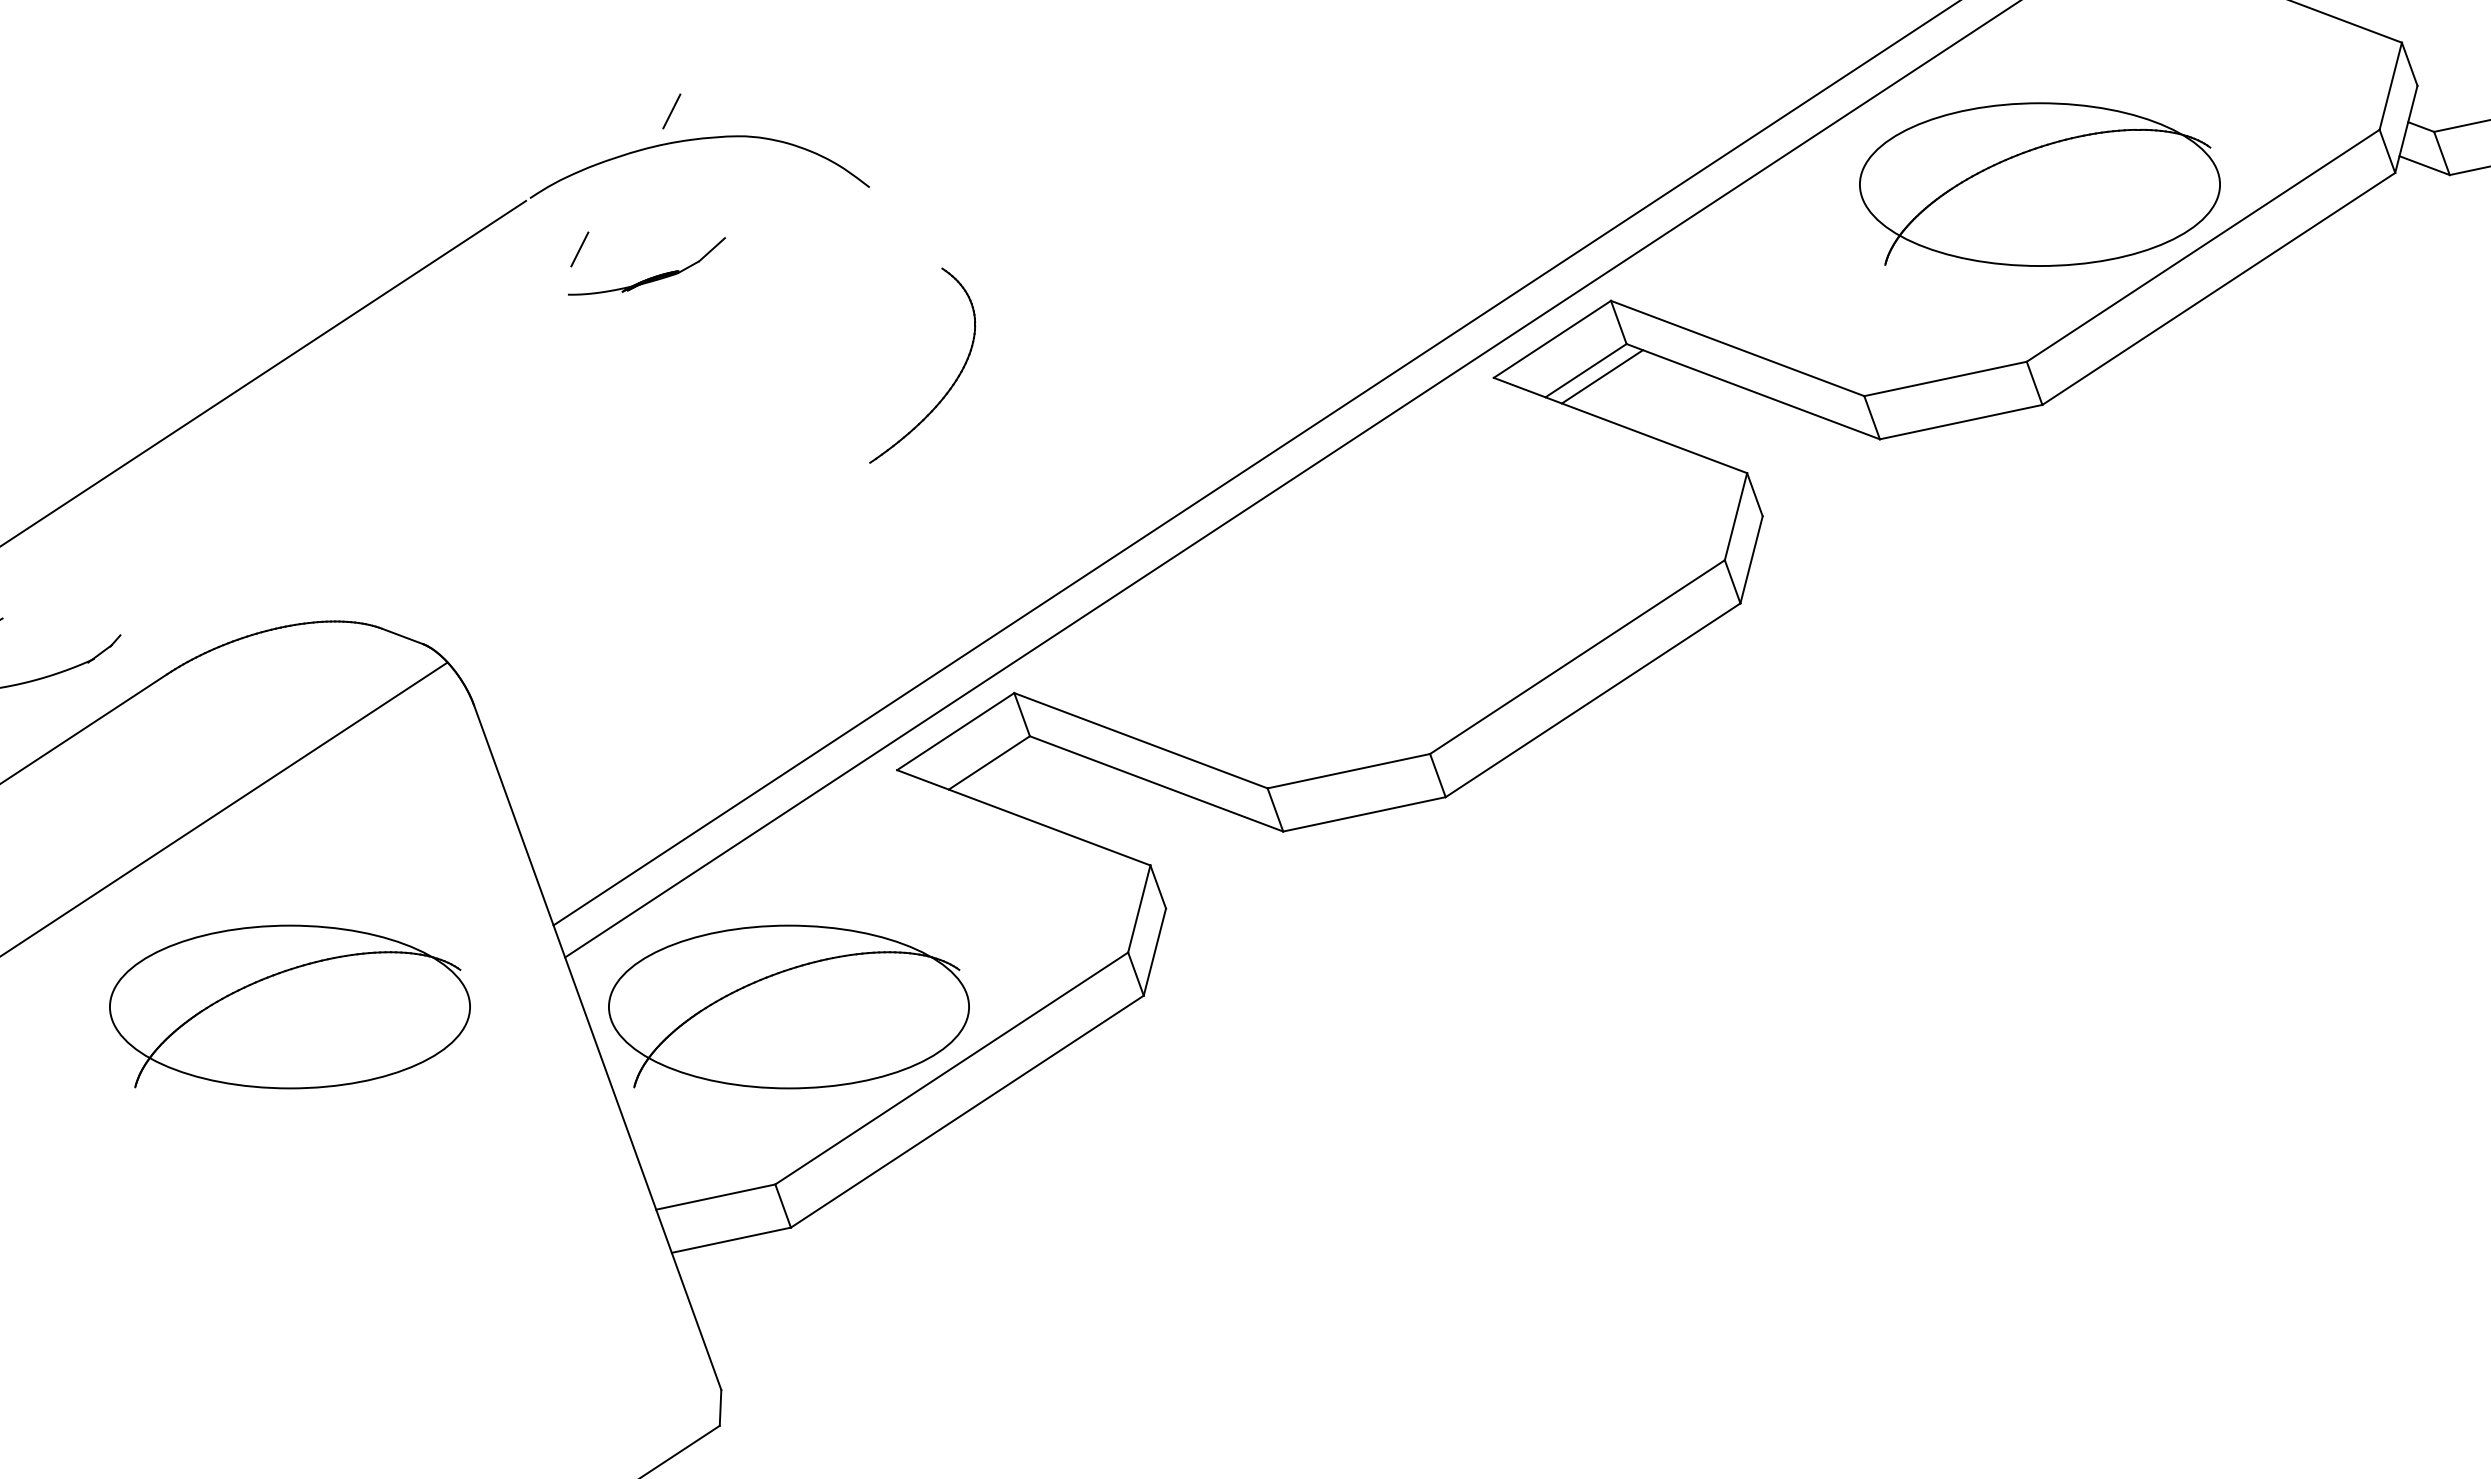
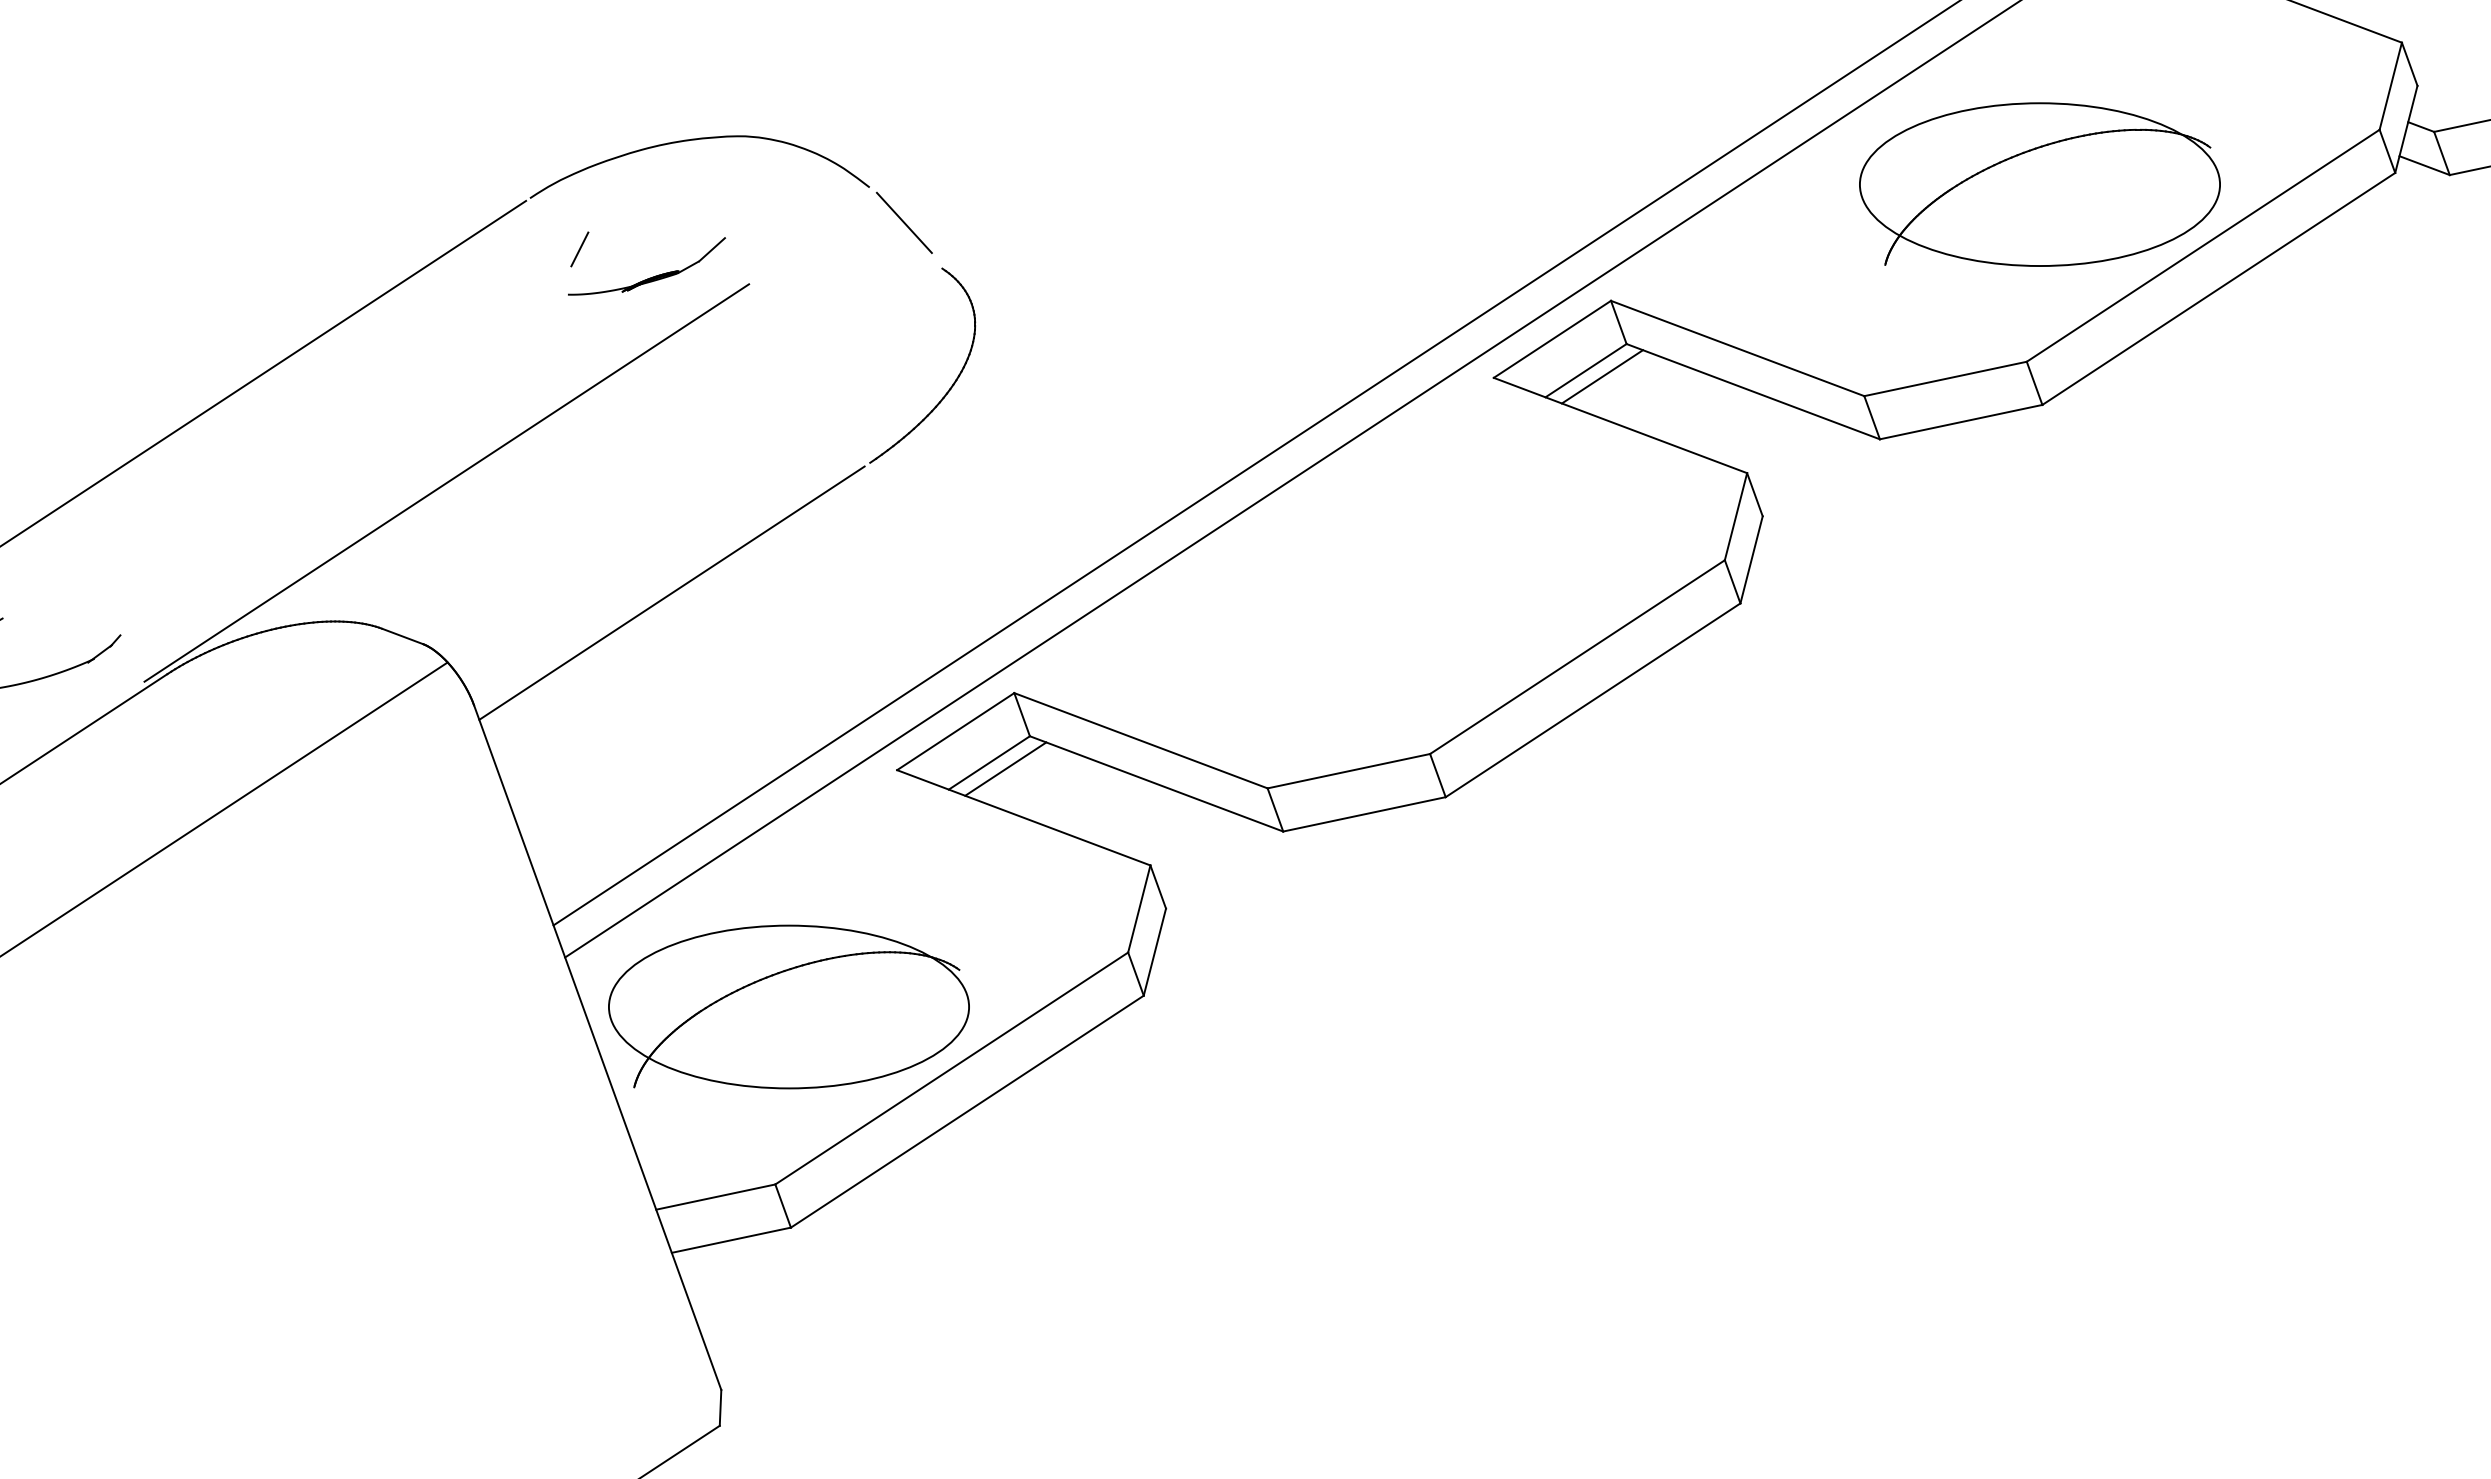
line: present -> none (671, 111)
line: none -> present (903, 222)
line: none -> present (446, 482)
line: none -> present (671, 592)
line: none -> present (1005, 768)
part: present -> none (289, 1006)
